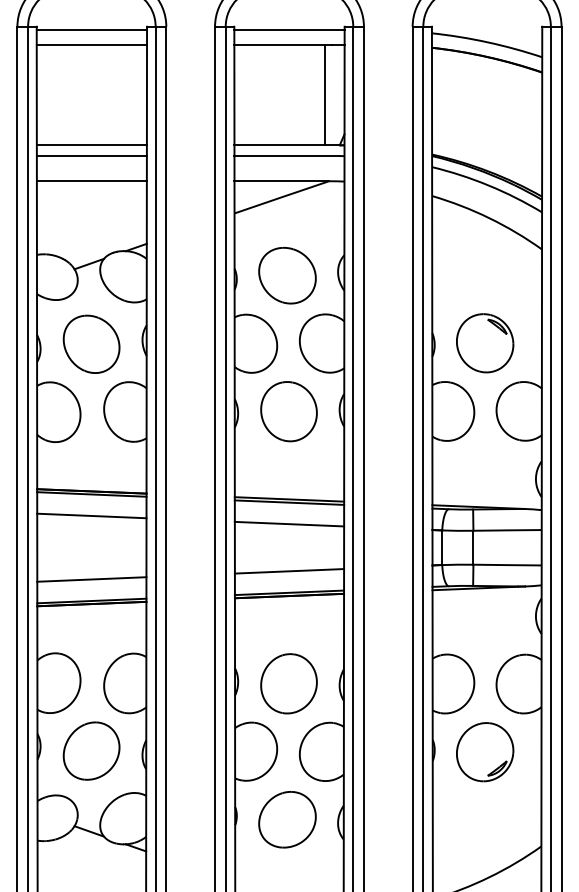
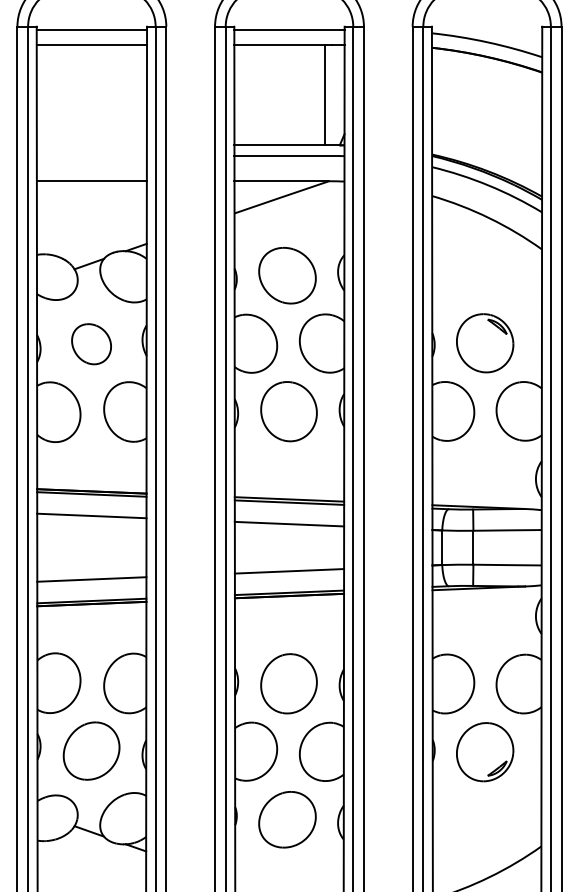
line: present -> none (91, 145)
line: present -> none (91, 156)
part size: 59x60 px -> 41x43 px (91, 344)
